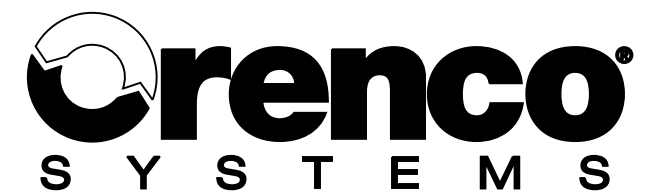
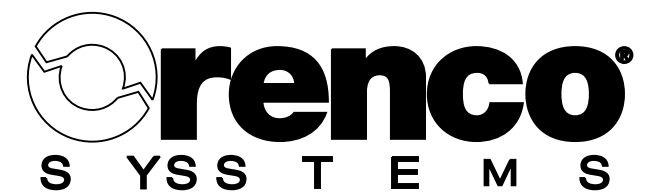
fill: present -> none (87, 97)
part: none -> present (181, 172)
part size: 42x35 px -> 34x29 px (499, 172)
